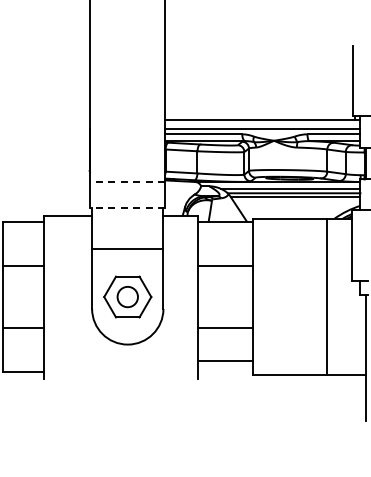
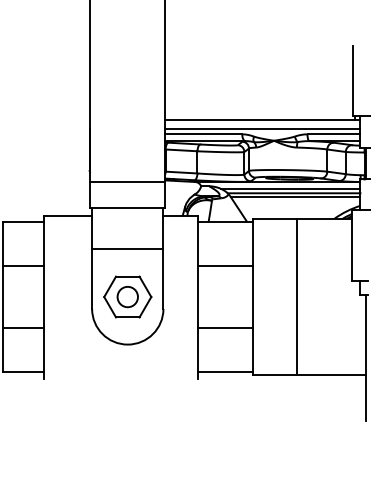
line: dashed -> solid (127, 181)
line: dashed -> solid (127, 207)
line position: (326, 296) -> (296, 296) (296, 296)
line position: (225, 360) -> (225, 371) (225, 371)
